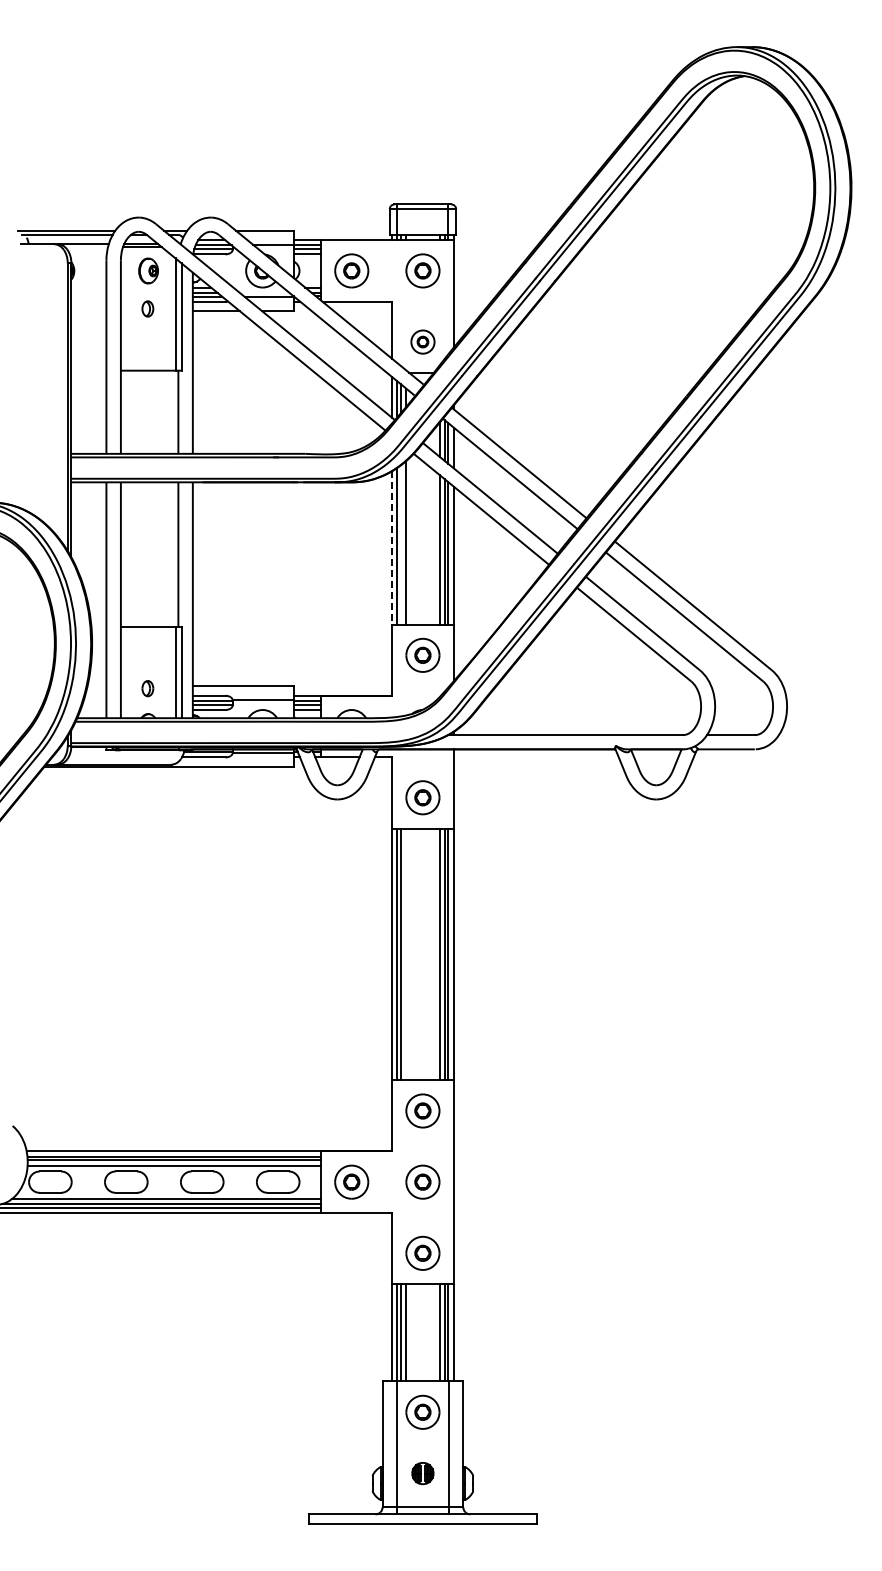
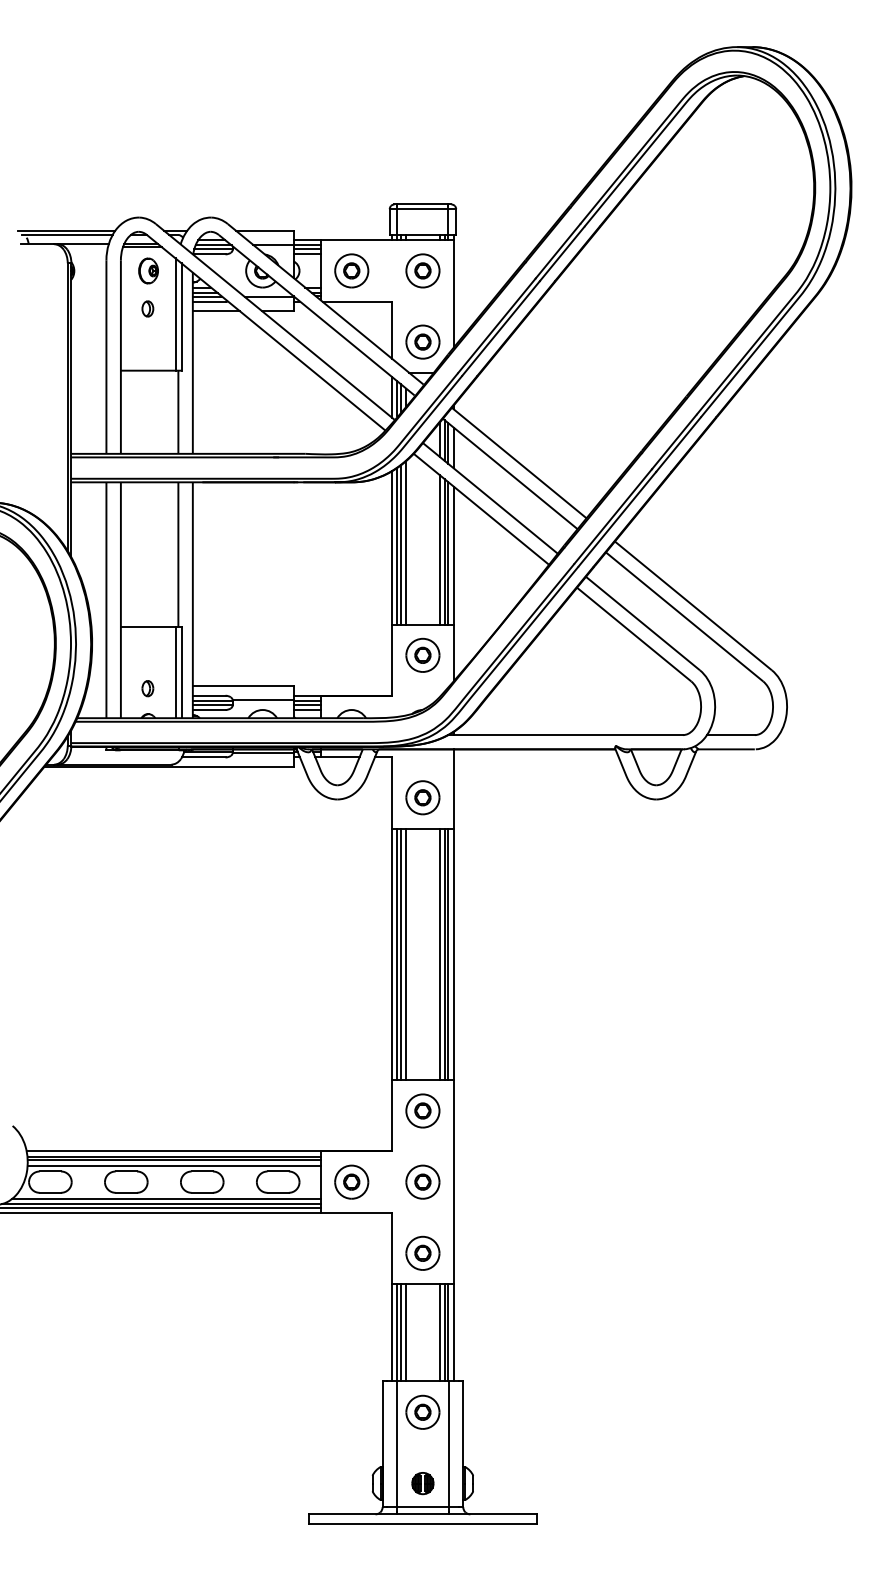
part size: 26x26 px -> 36x36 px (422, 341)
line: none -> present (401, 544)
line: dashed -> solid (392, 547)
line: none -> present (406, 954)
part position: (422, 1473) -> (422, 1483) (422, 1483)
